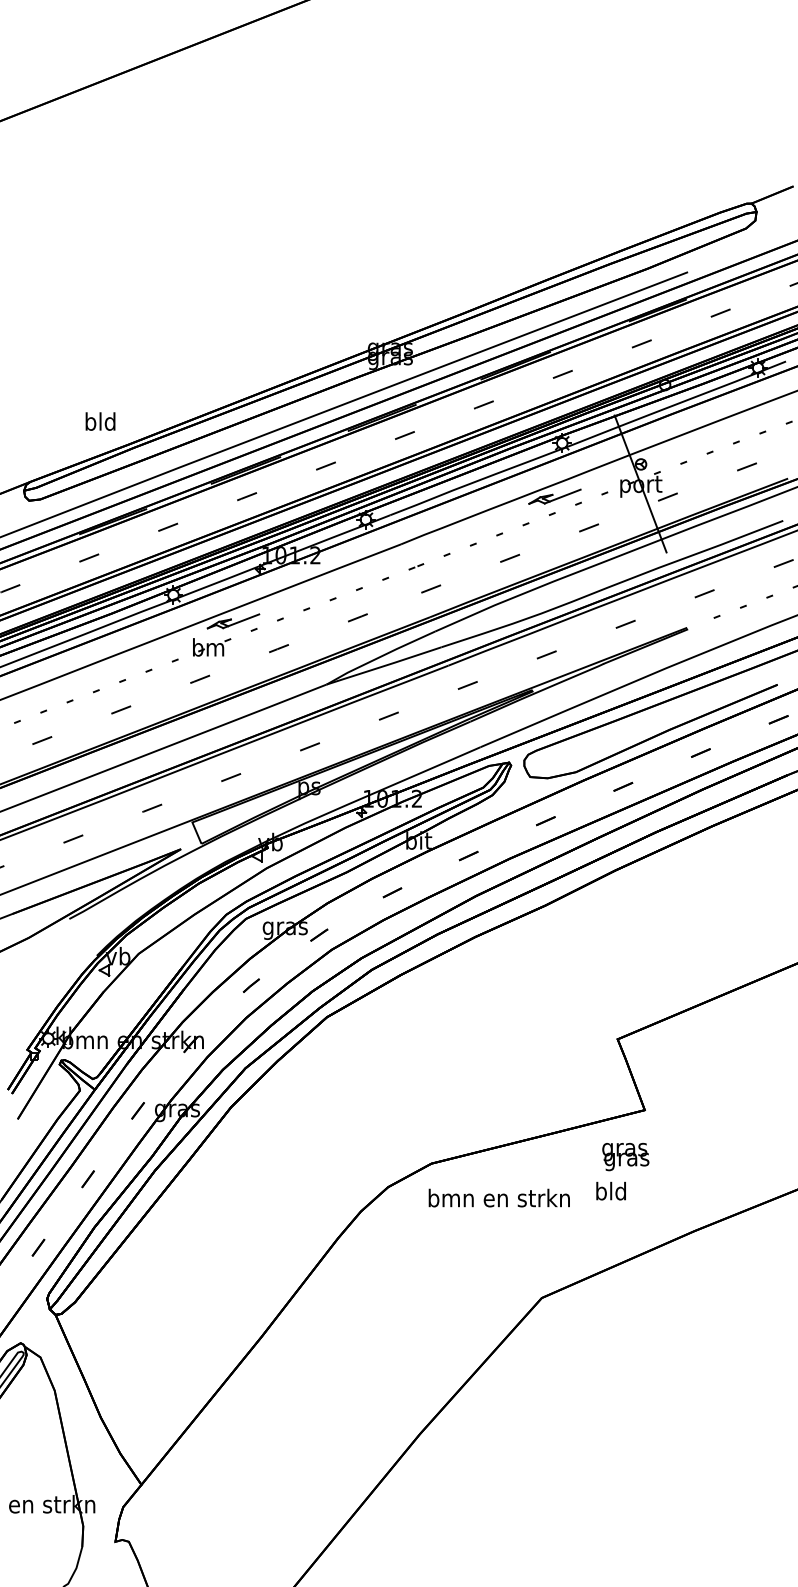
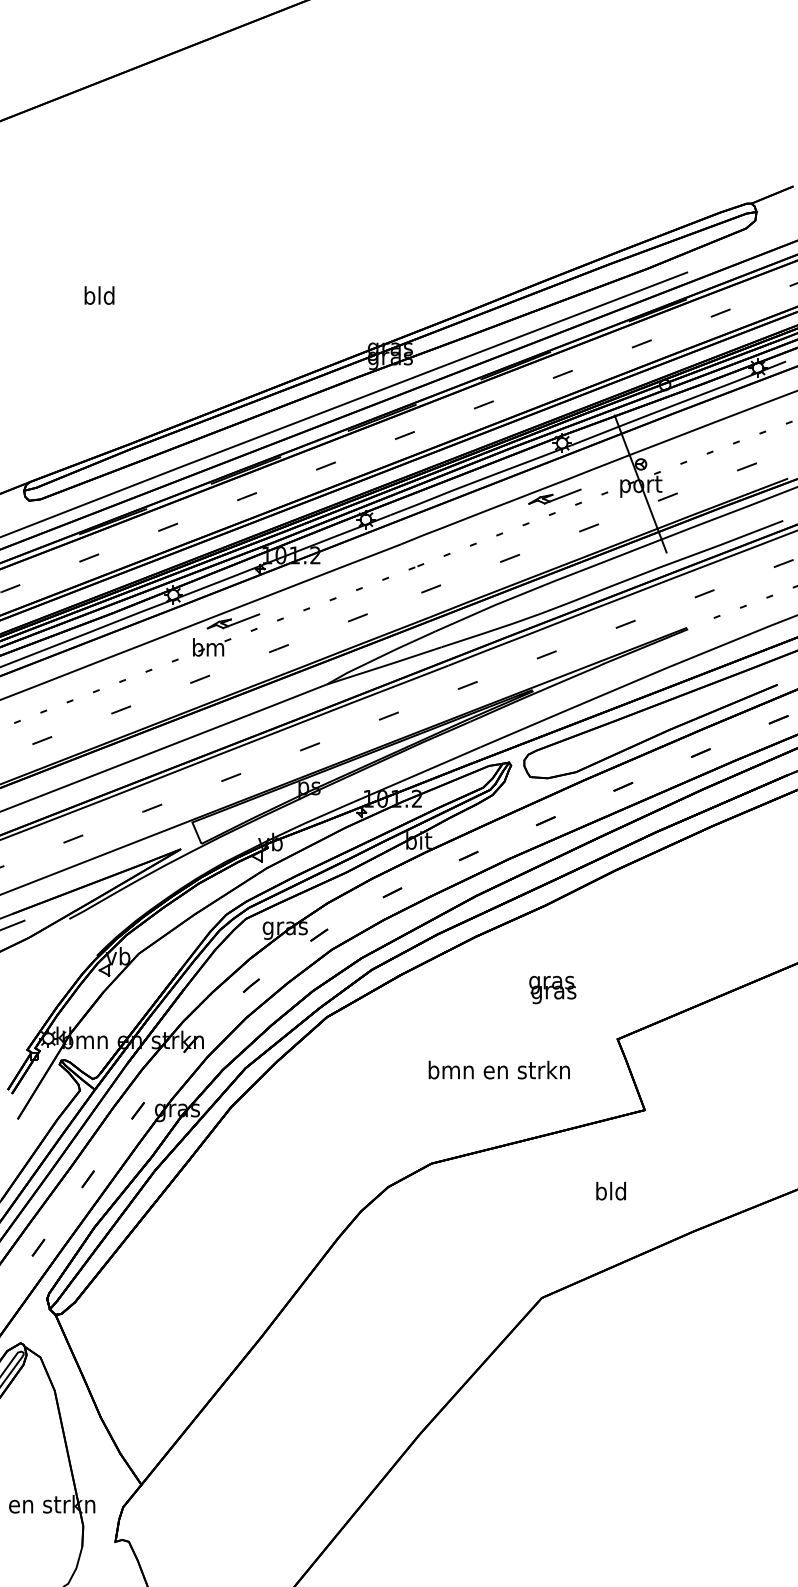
text position: (100, 421) -> (99, 295) (99, 295)
line: none -> present (13, 924)
text position: (625, 1157) -> (552, 990) (552, 990)
text position: (498, 1197) -> (498, 1069) (498, 1069)
